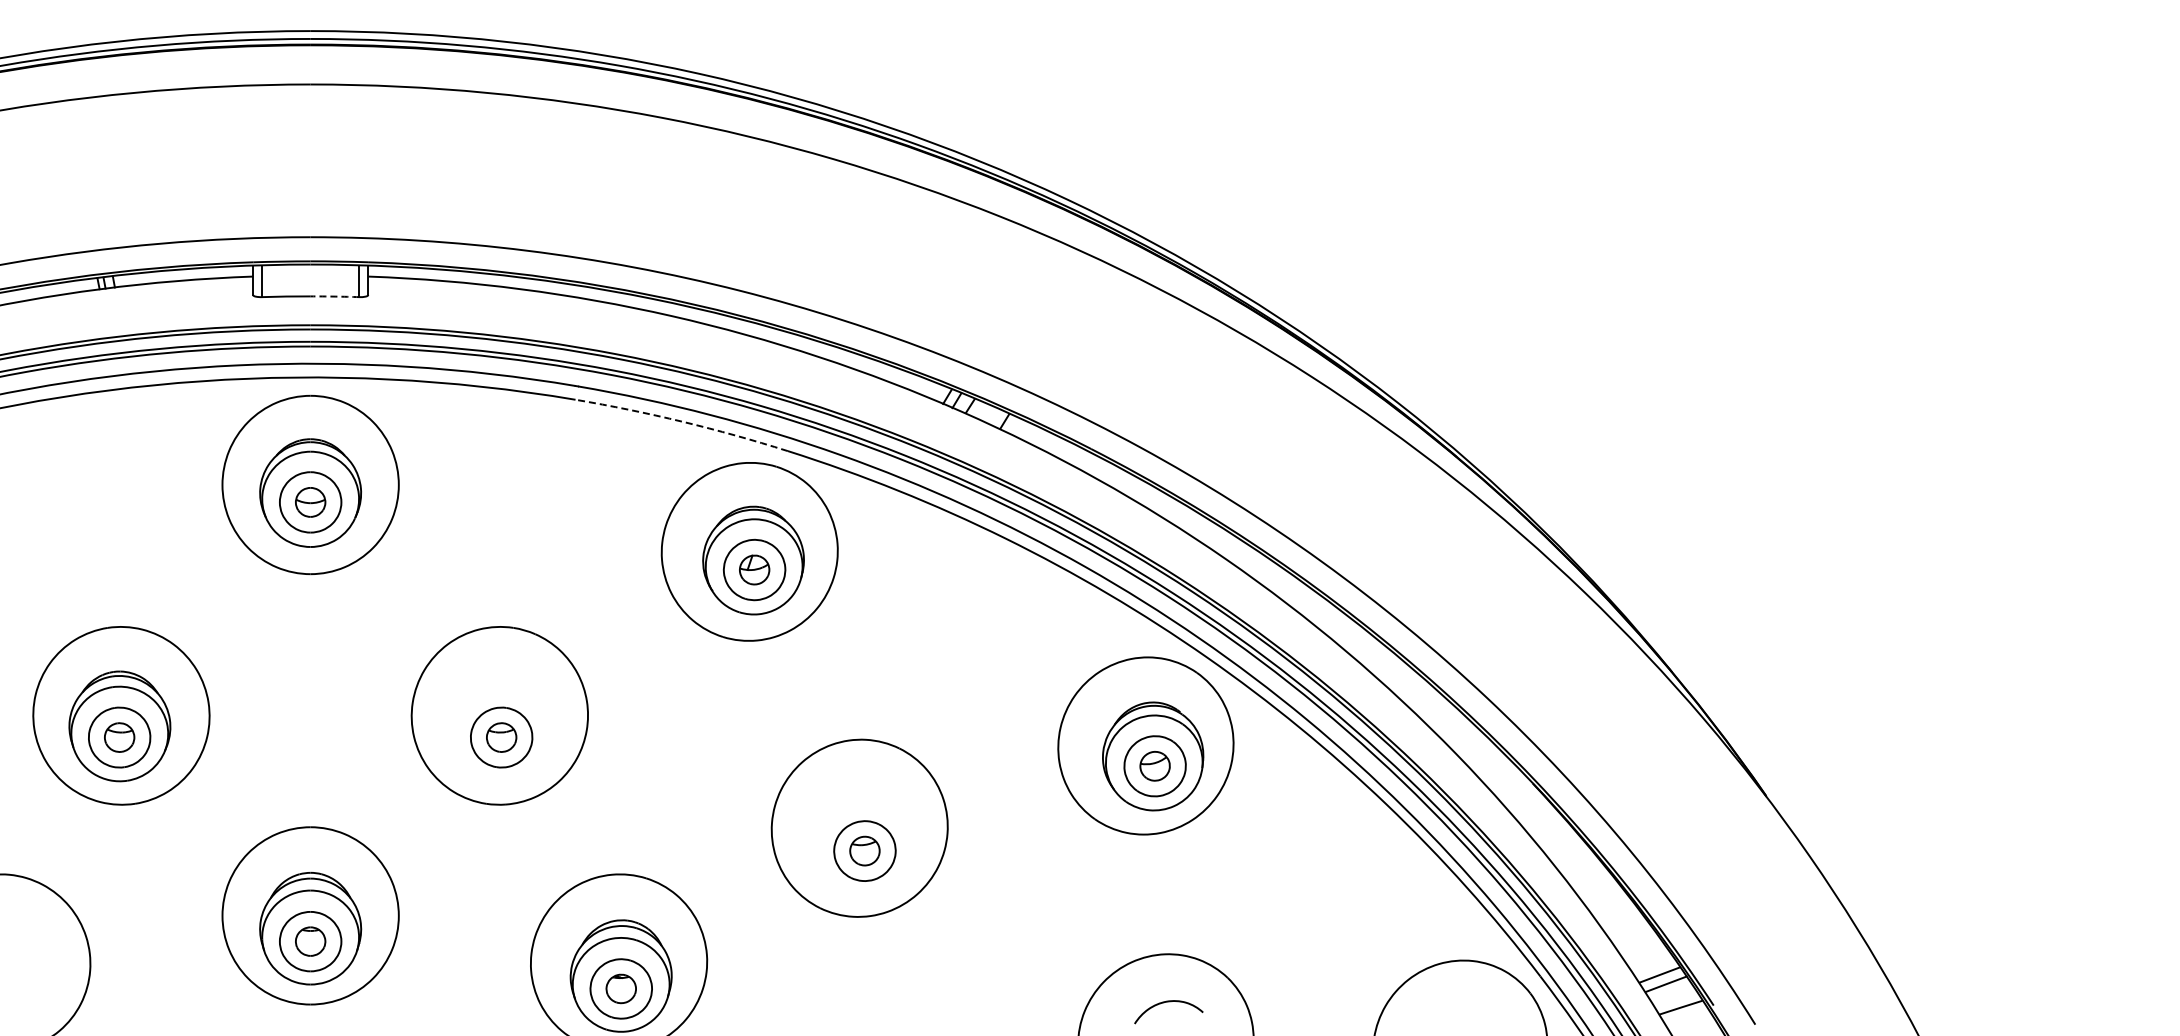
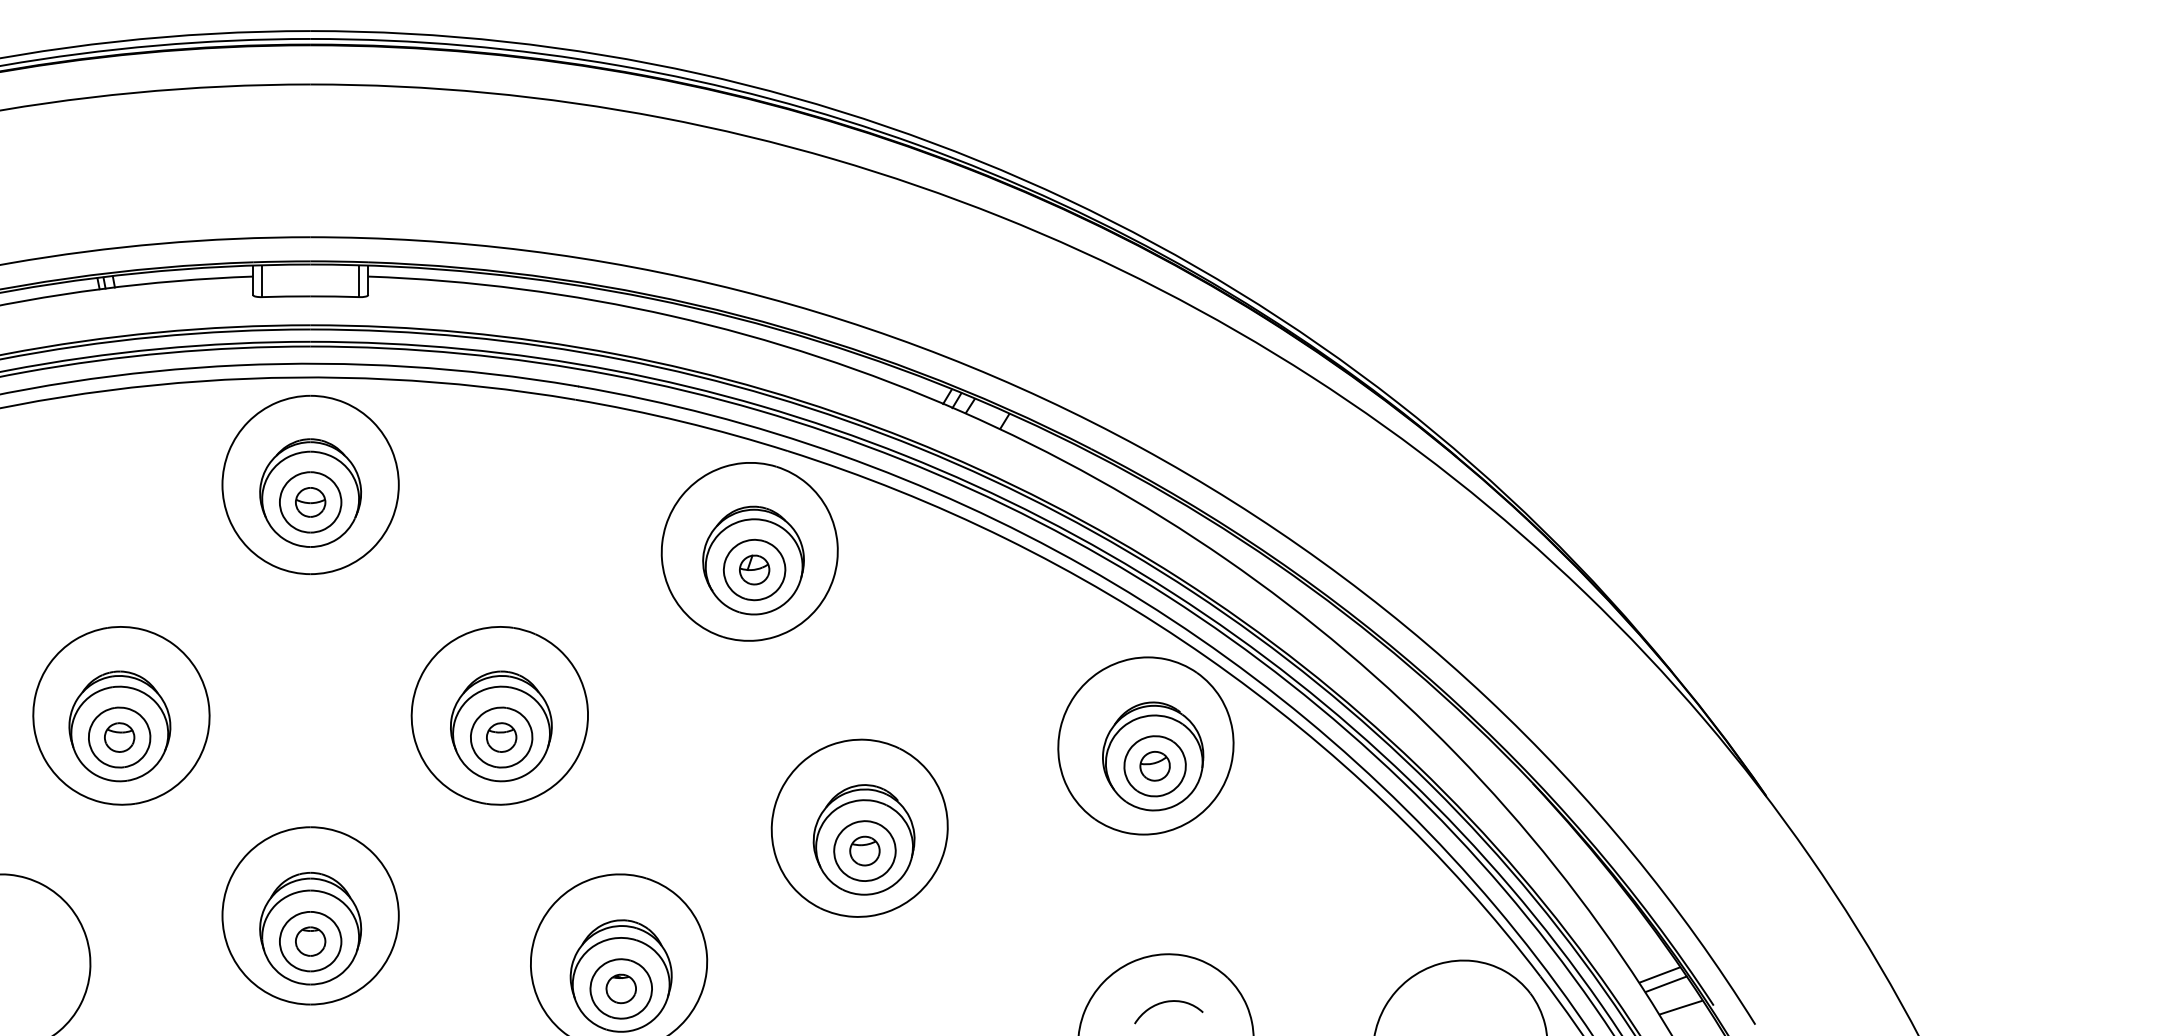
arc: dashed -> solid (335, 296)
arc: dashed -> solid (682, 421)
part: none -> present (501, 726)
part: none -> present (863, 839)
